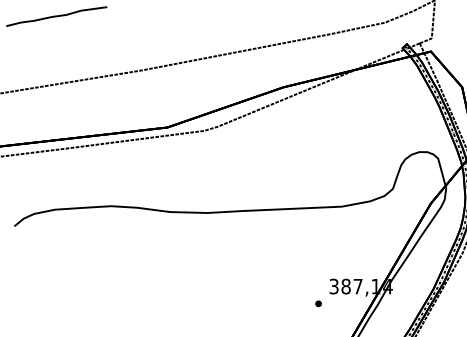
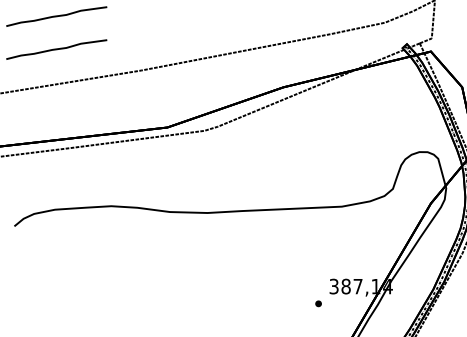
curve: none -> present (56, 49)
